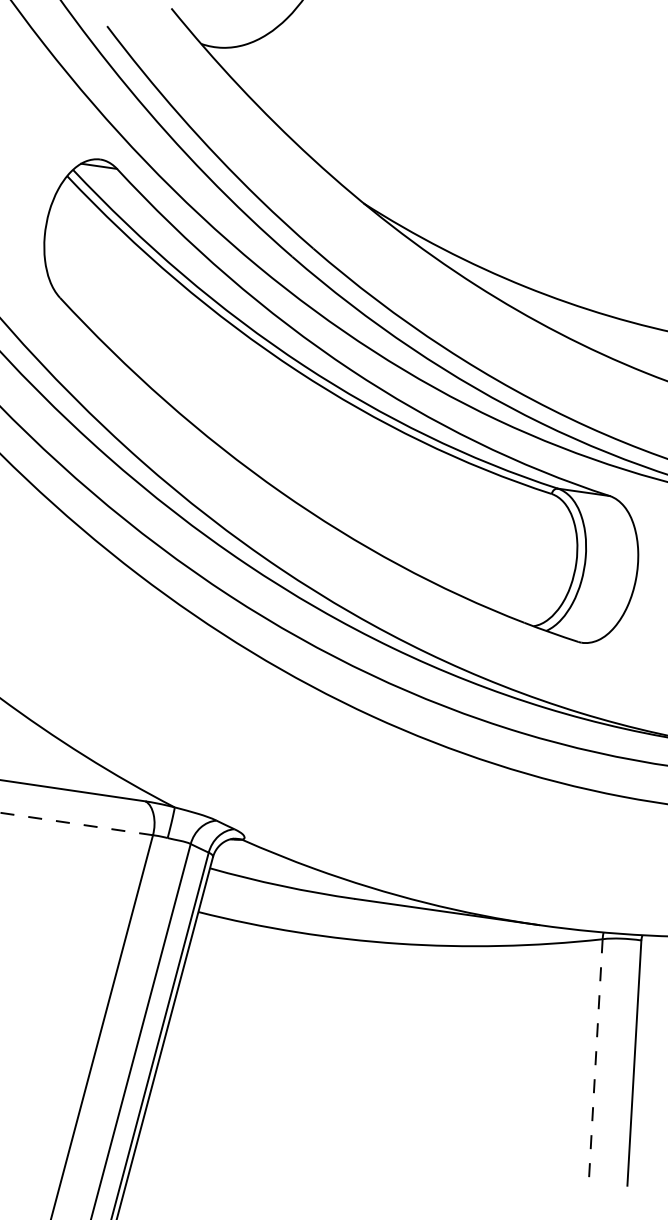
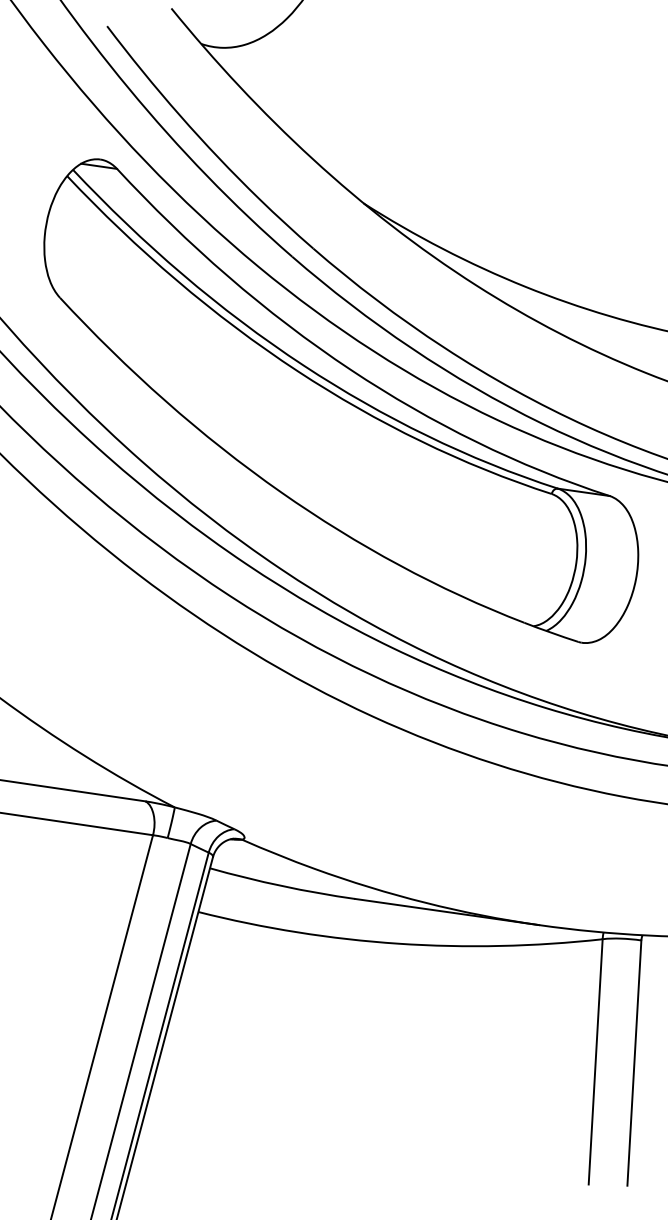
line: dashed -> solid (76, 823)
line: dashed -> solid (595, 1061)
